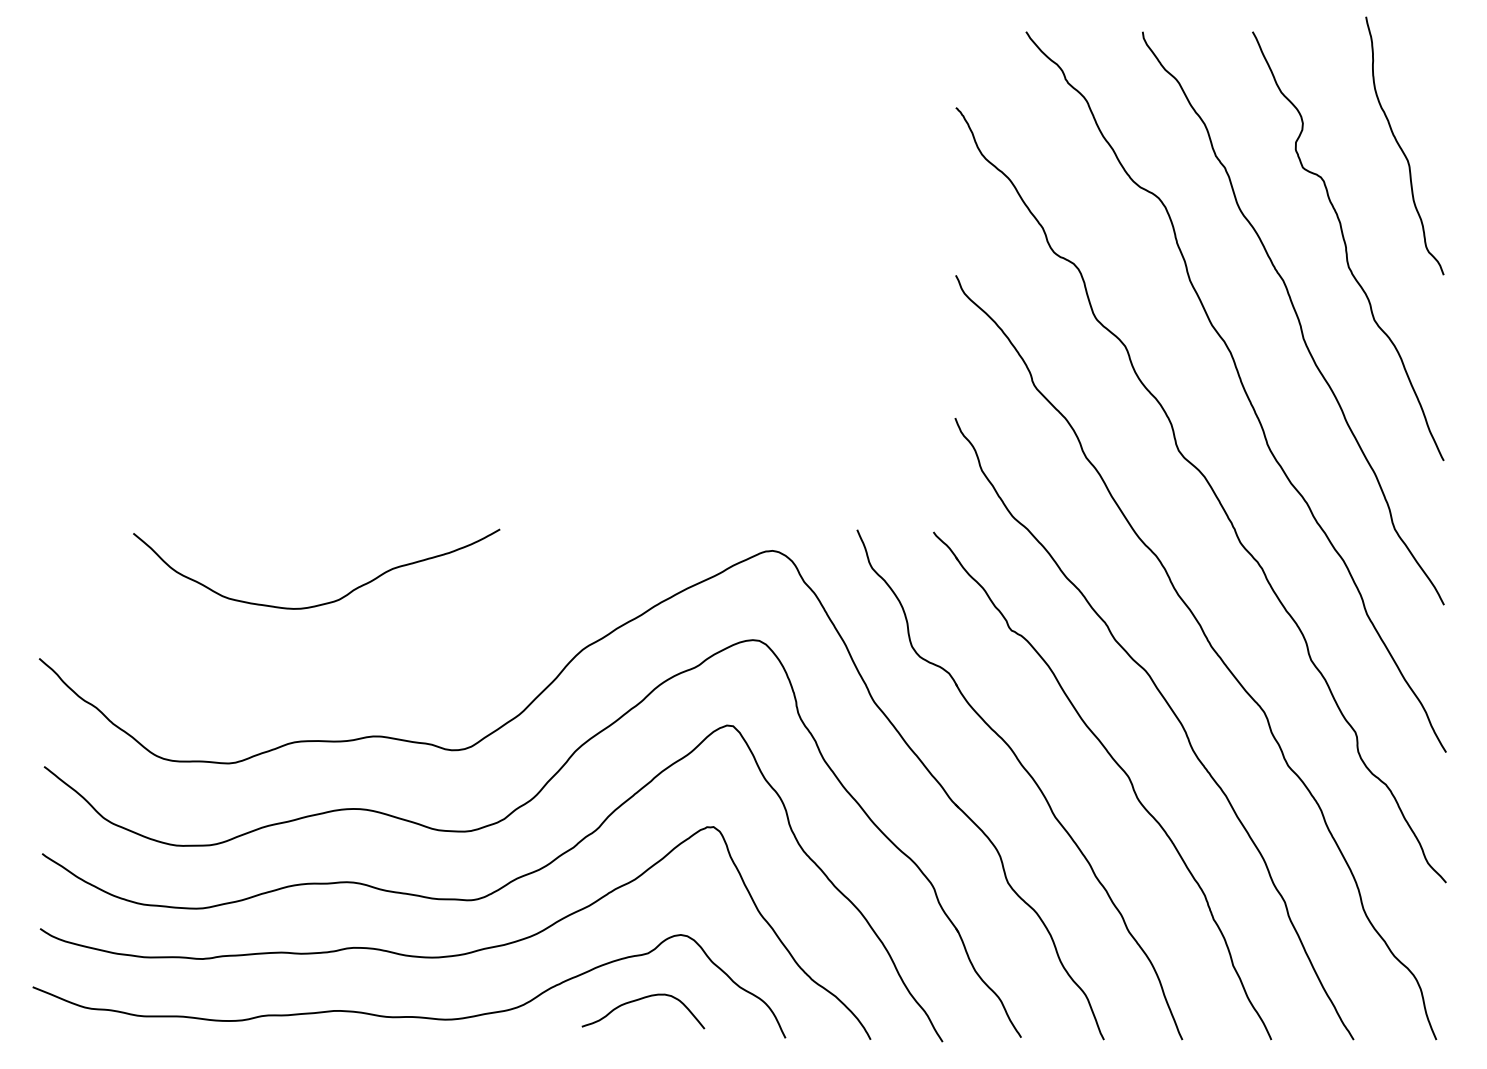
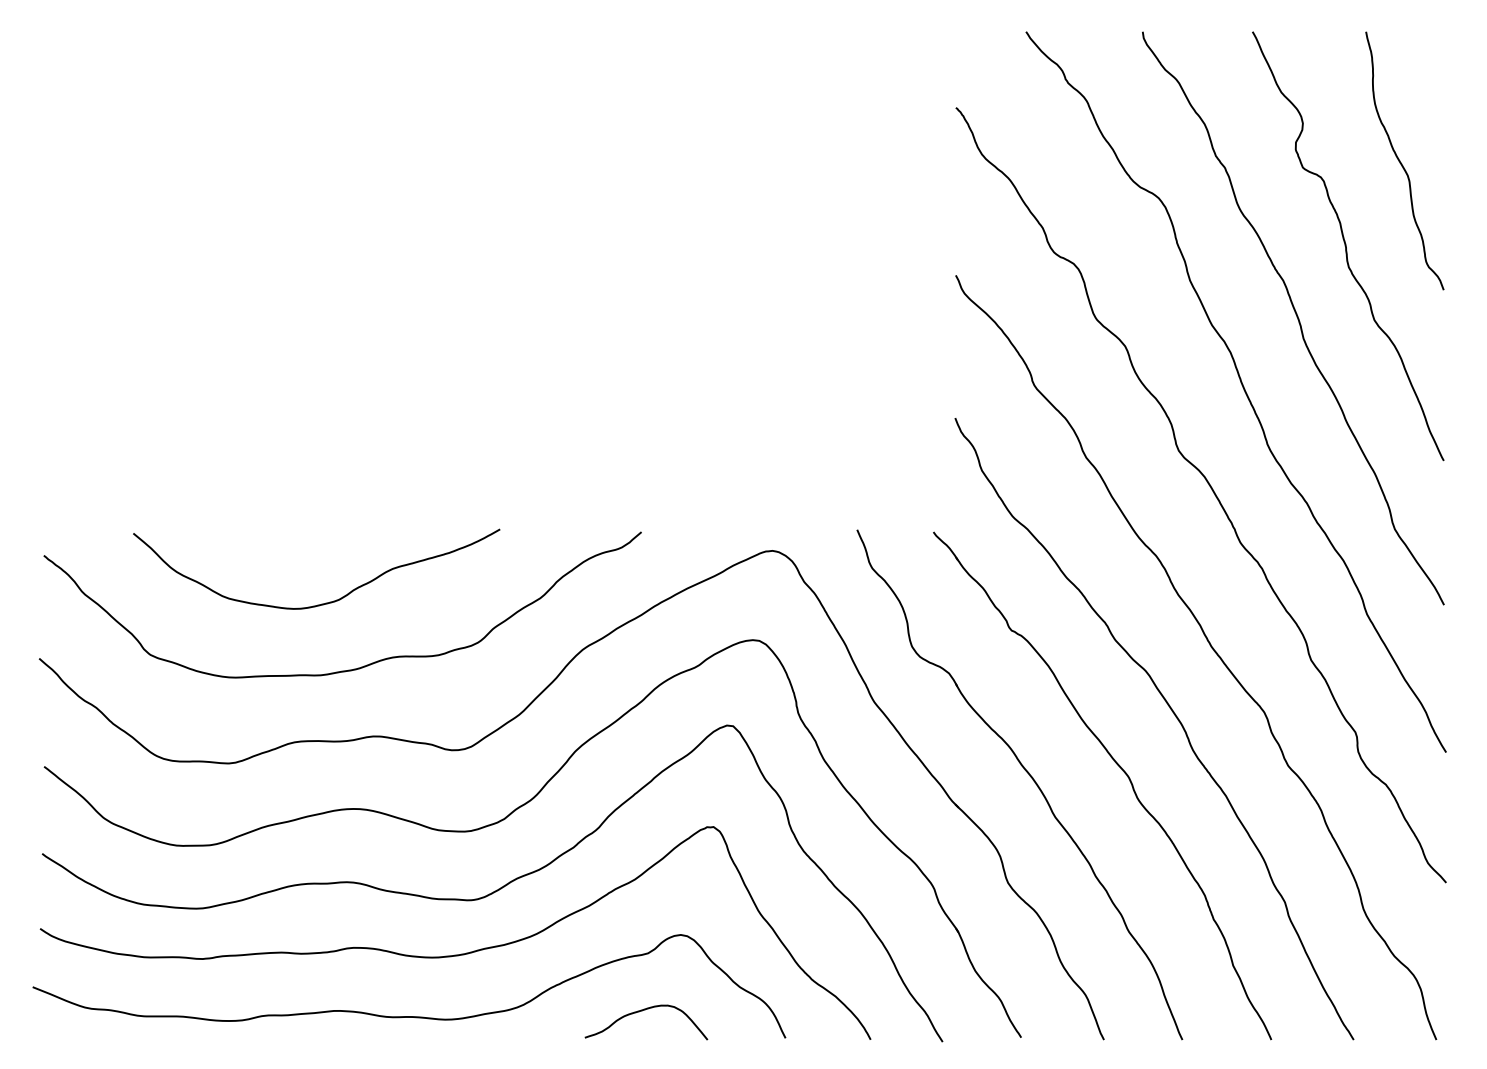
curve position: (1401, 147) -> (1401, 162) (1401, 162)
curve: none -> present (366, 664)
curve position: (639, 1000) -> (642, 1011) (642, 1011)
